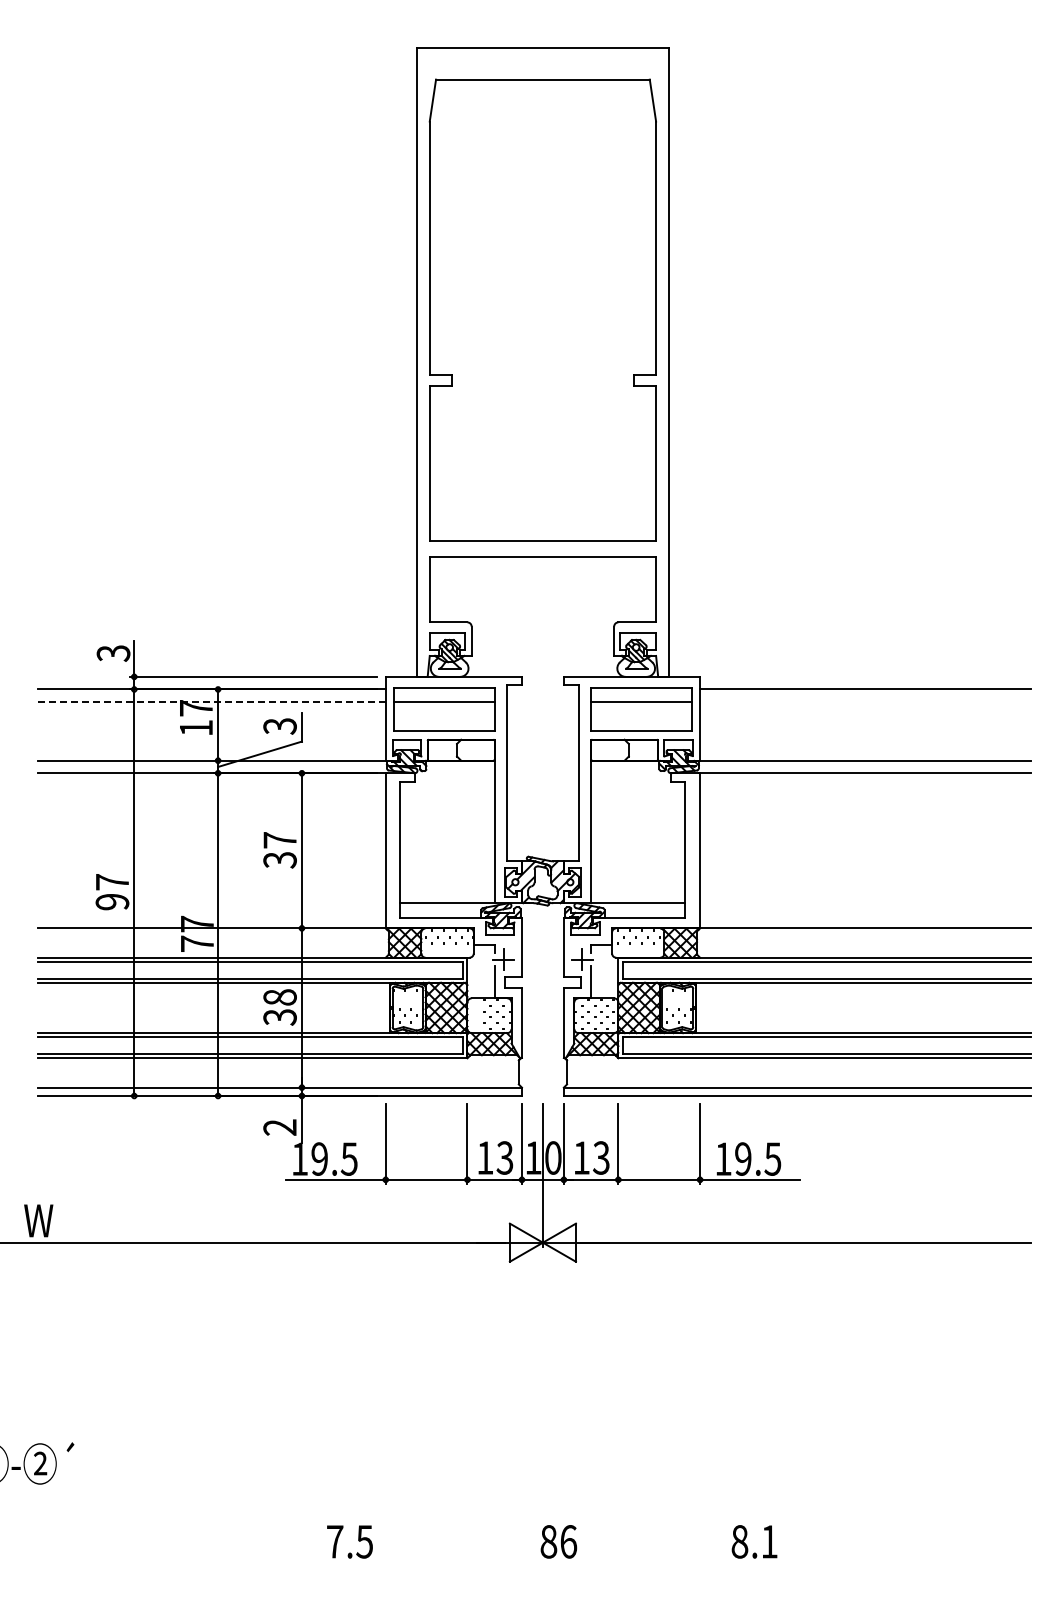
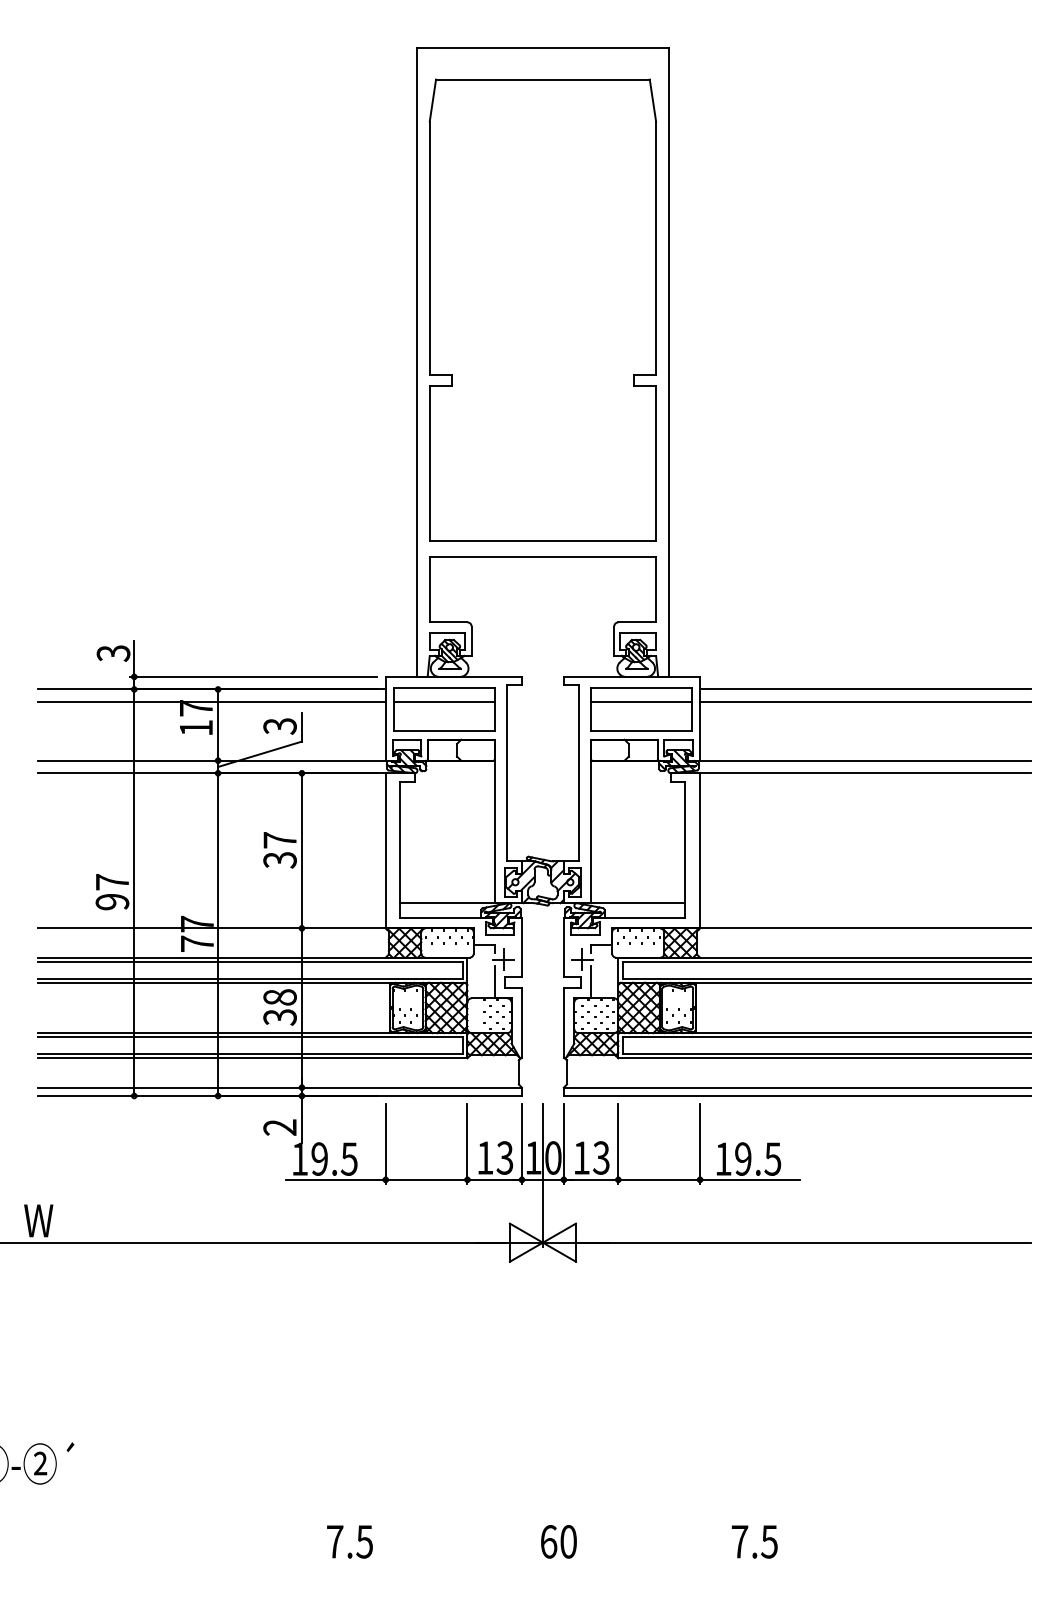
line: dashed -> solid (211, 702)
line: none -> present (865, 702)
text: 86 -> 60 (558, 1541)
text: 8.1 -> 7.5 (754, 1541)
